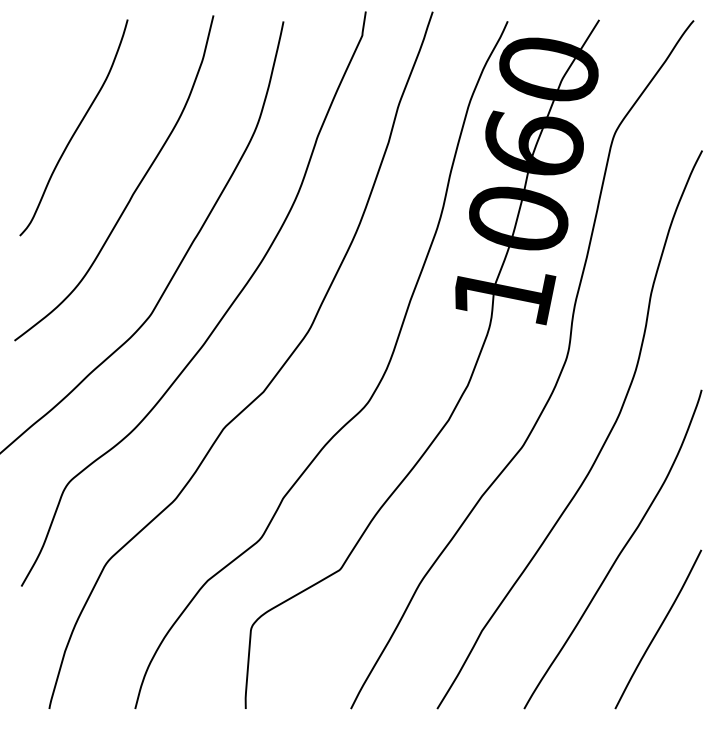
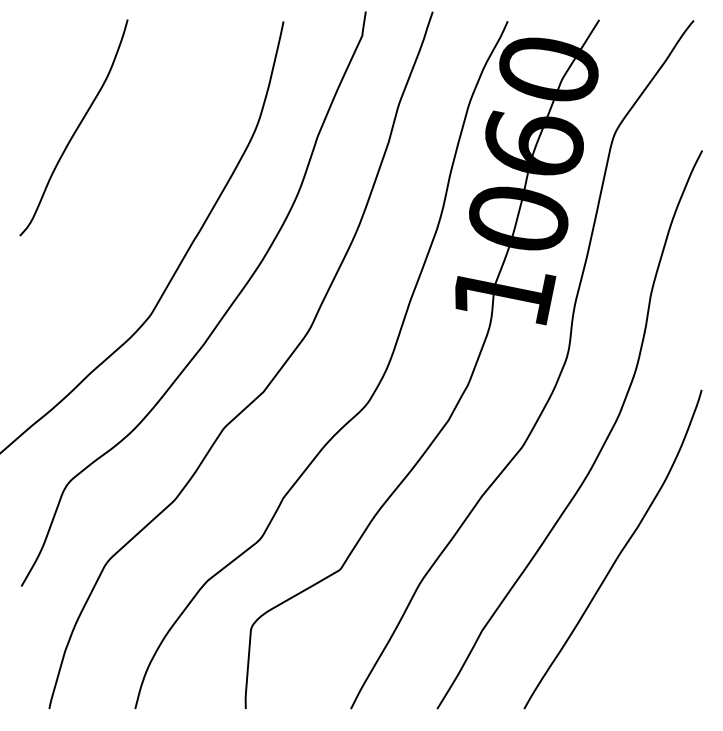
curve: present -> none (133, 191)
curve: present -> none (658, 629)
